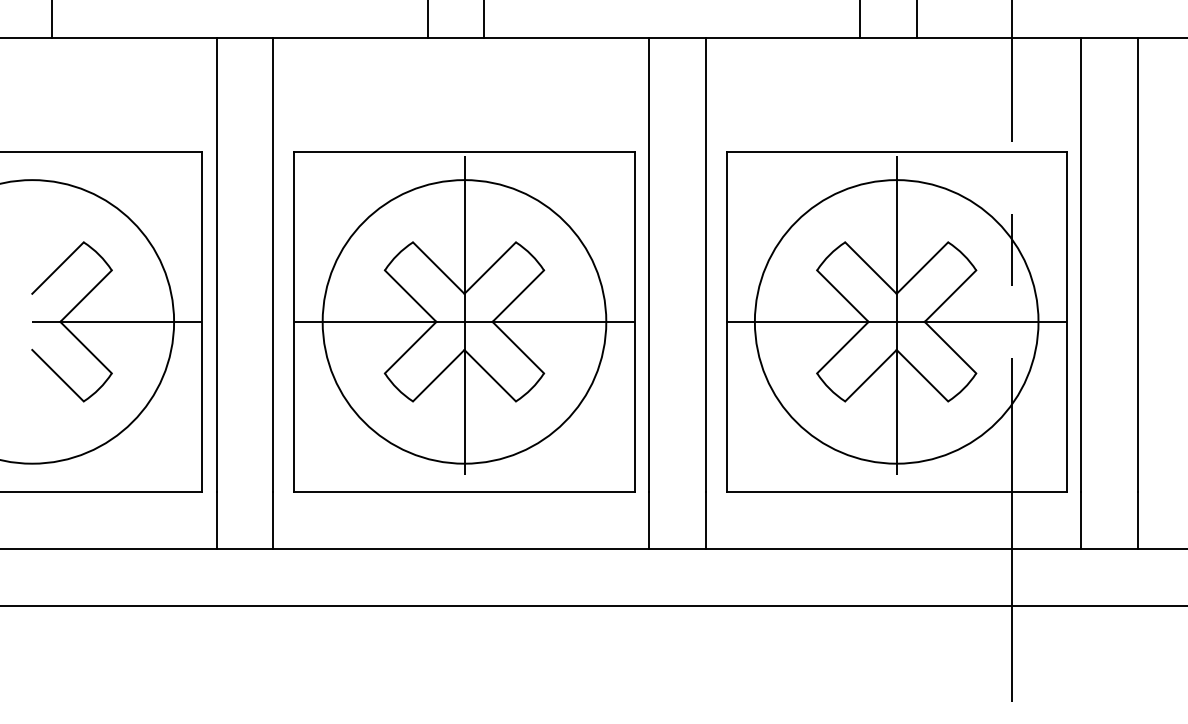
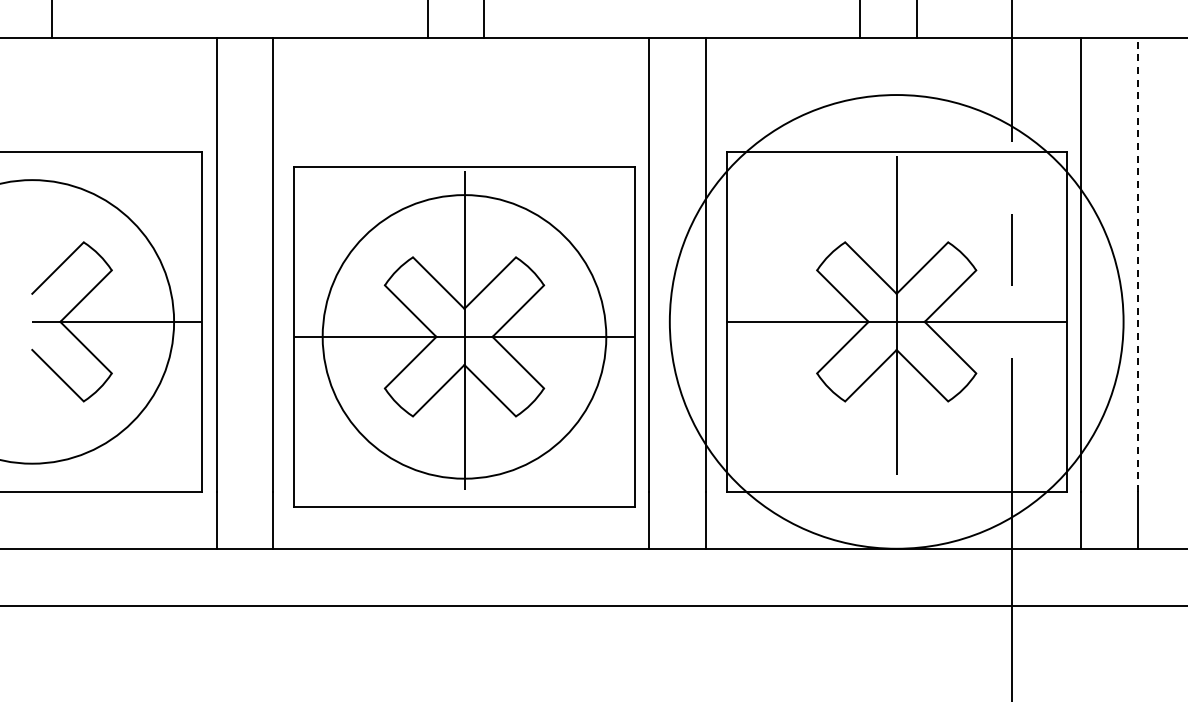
line: solid -> dashed (1137, 265)
part position: (464, 321) -> (464, 336) (464, 336)
circle diameter: 284 px -> 454 px (896, 321)
